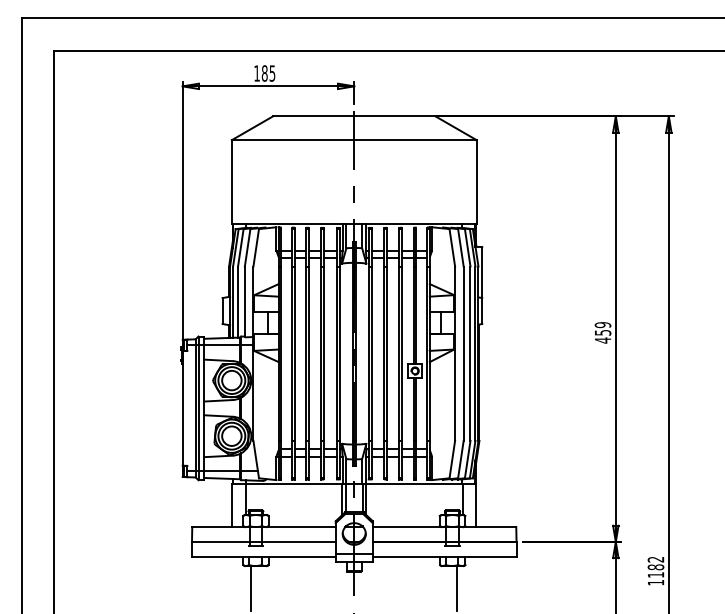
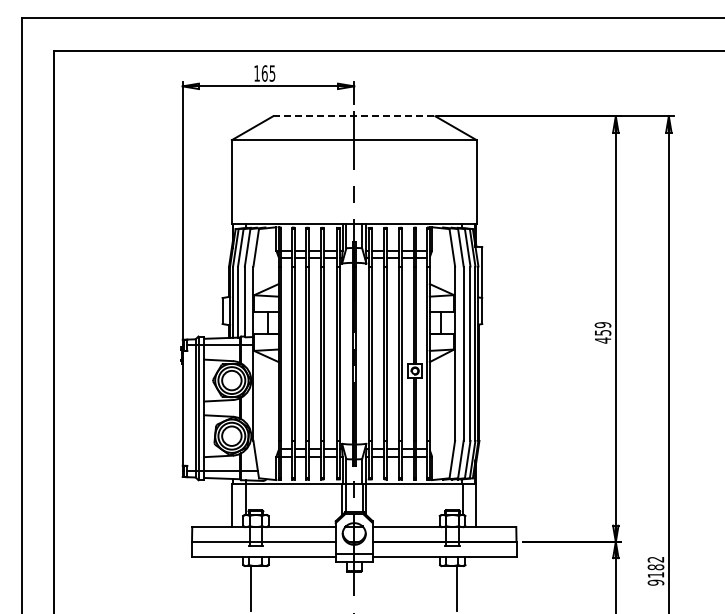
text: 185 -> 165 (264, 73)
line: solid -> dashed (354, 116)
text: 1182 -> 9182 (655, 582)
